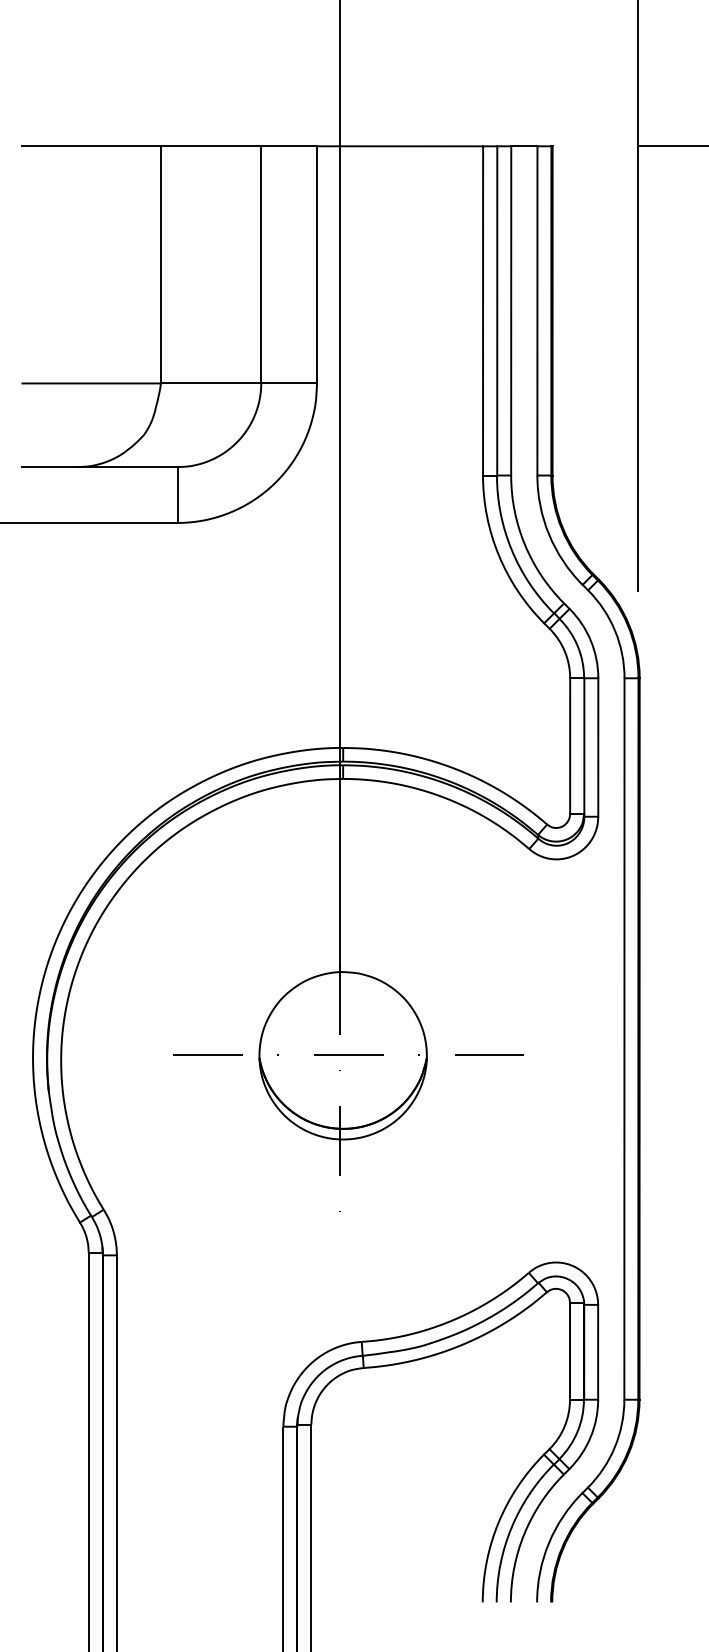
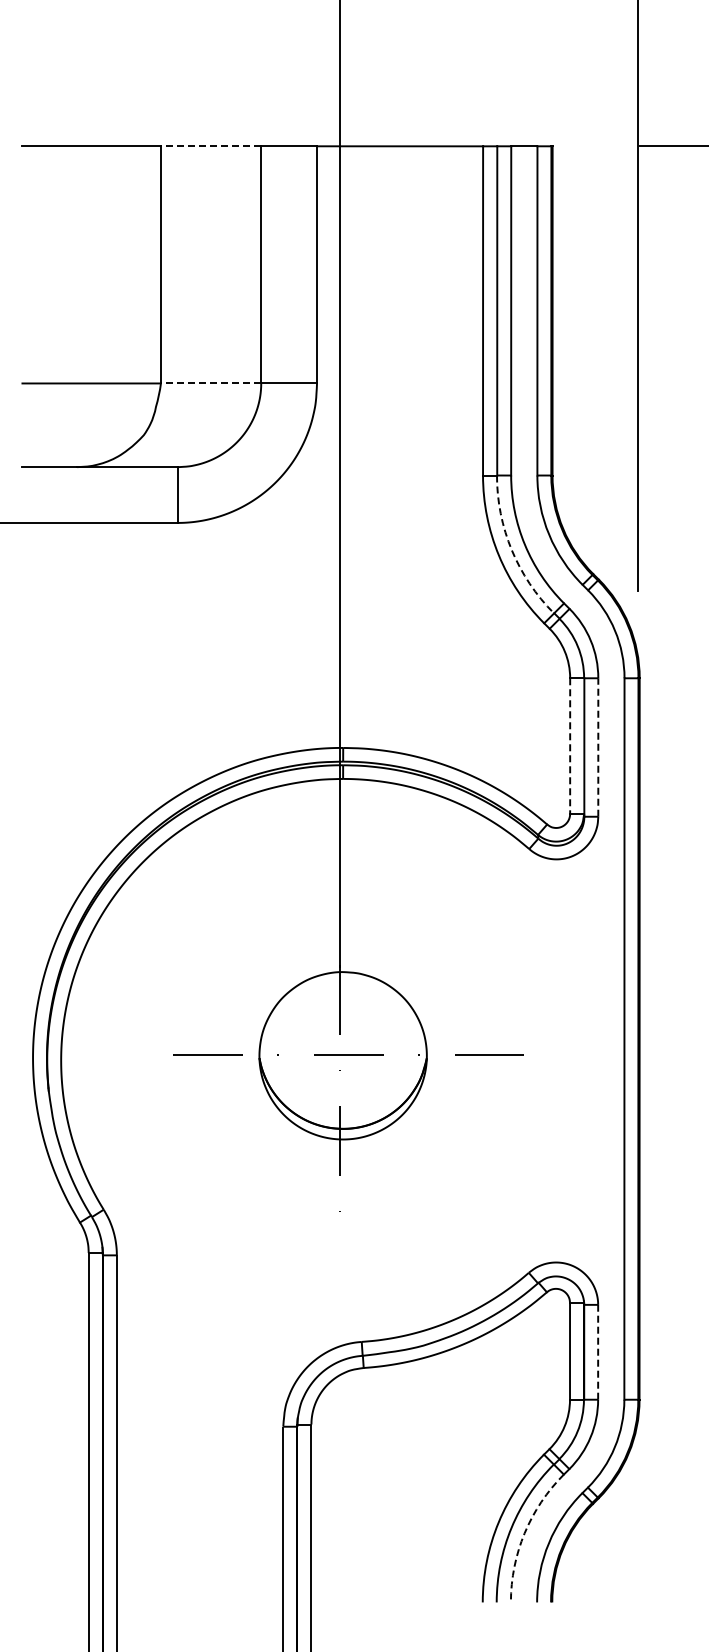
line: solid -> dashed (210, 146)
line: solid -> dashed (210, 383)
arc: solid -> dashed (511, 550)
line: solid -> dashed (570, 746)
line: solid -> dashed (598, 747)
line: solid -> dashed (598, 1351)
arc: solid -> dashed (524, 1533)
